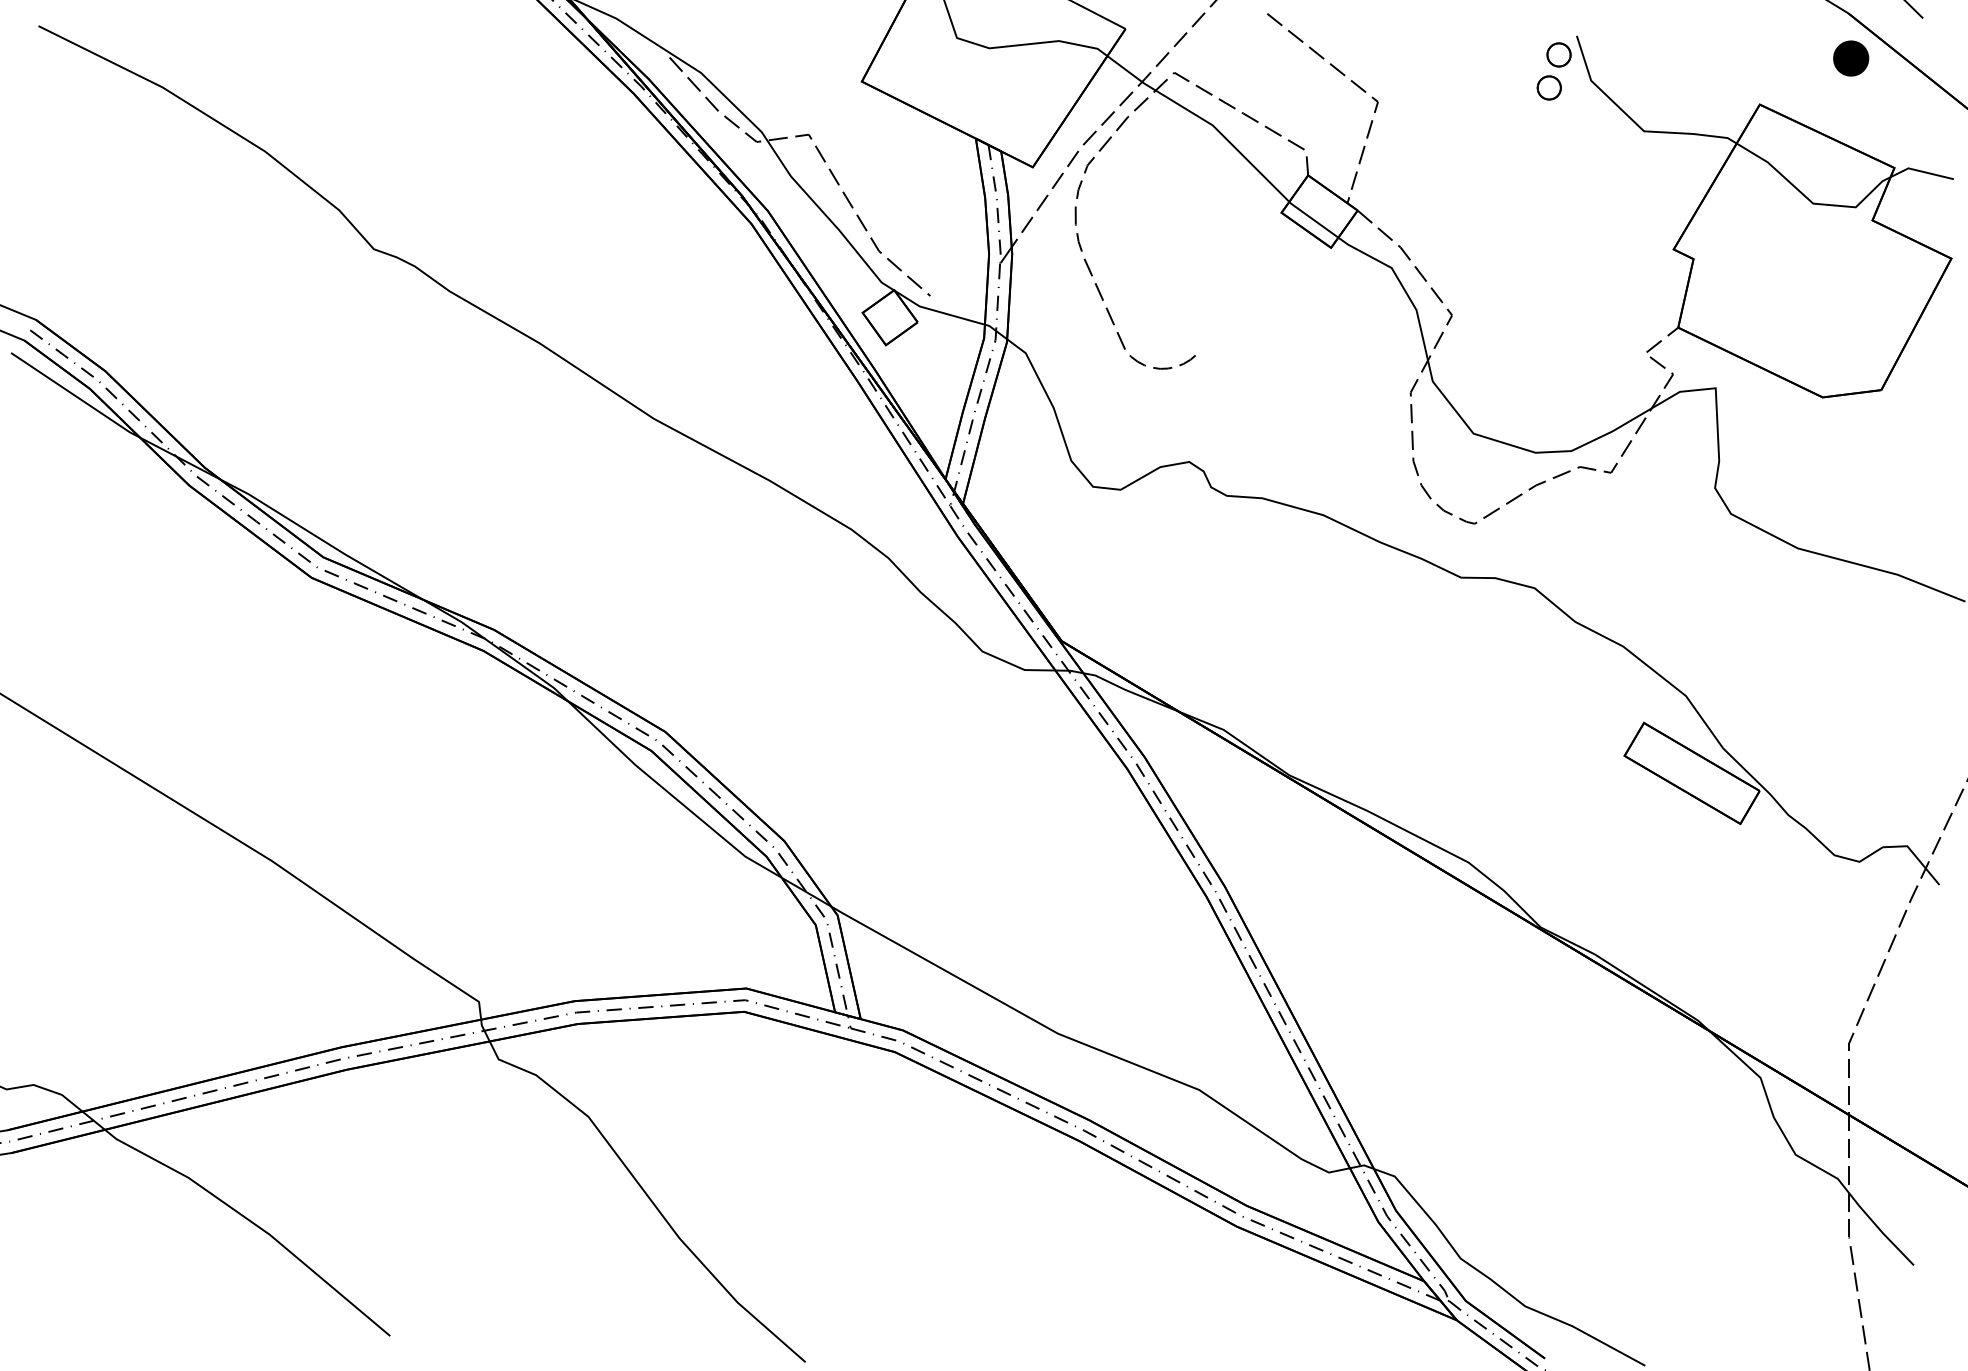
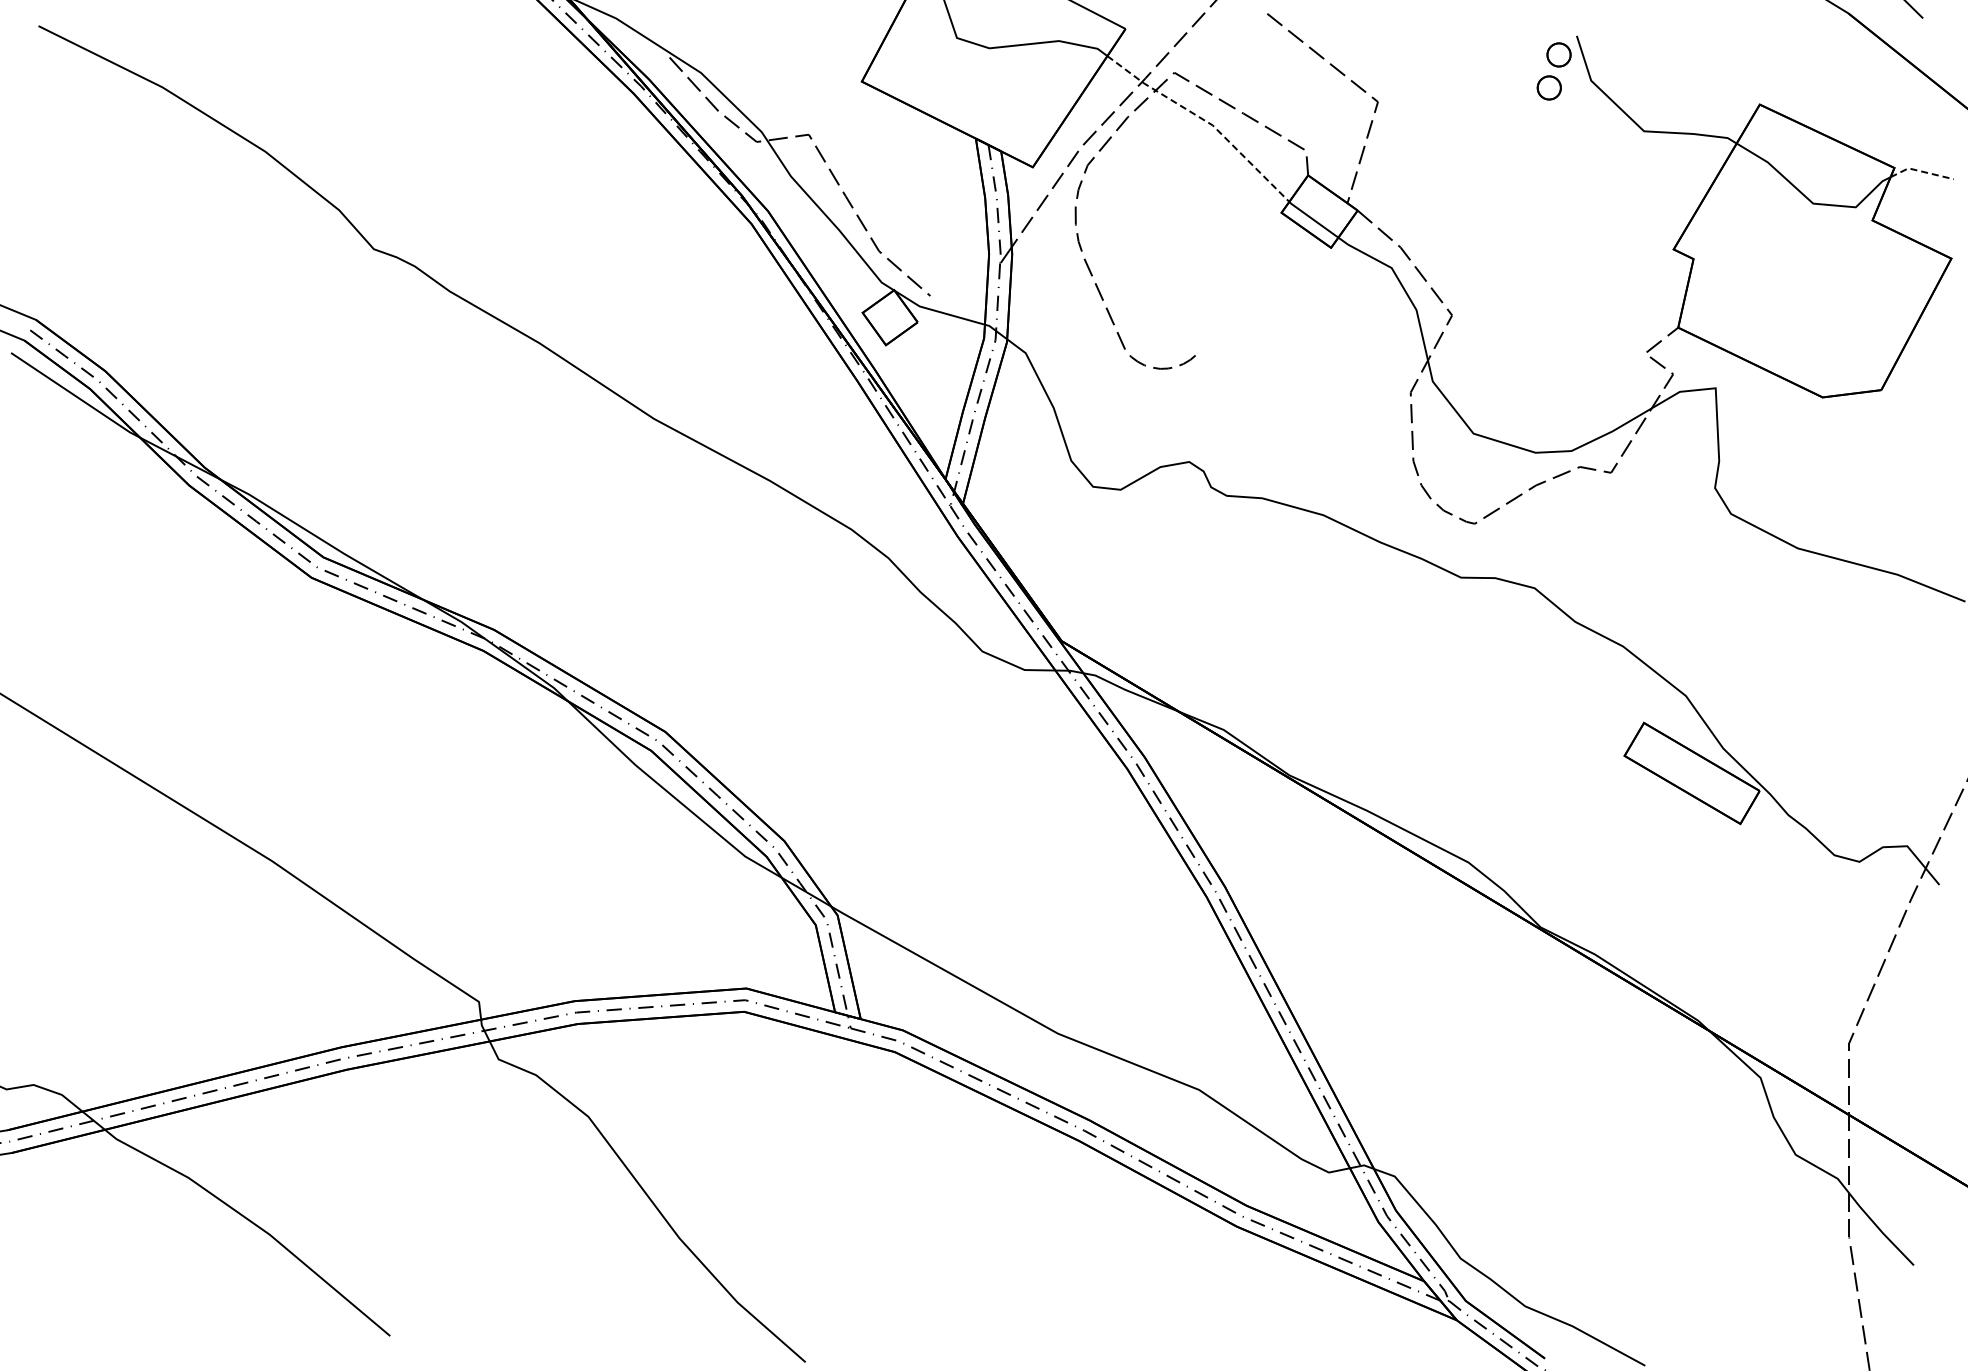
part: present -> none (1851, 58)
line: solid -> dashed (1205, 120)
line: solid -> dashed (1921, 171)
